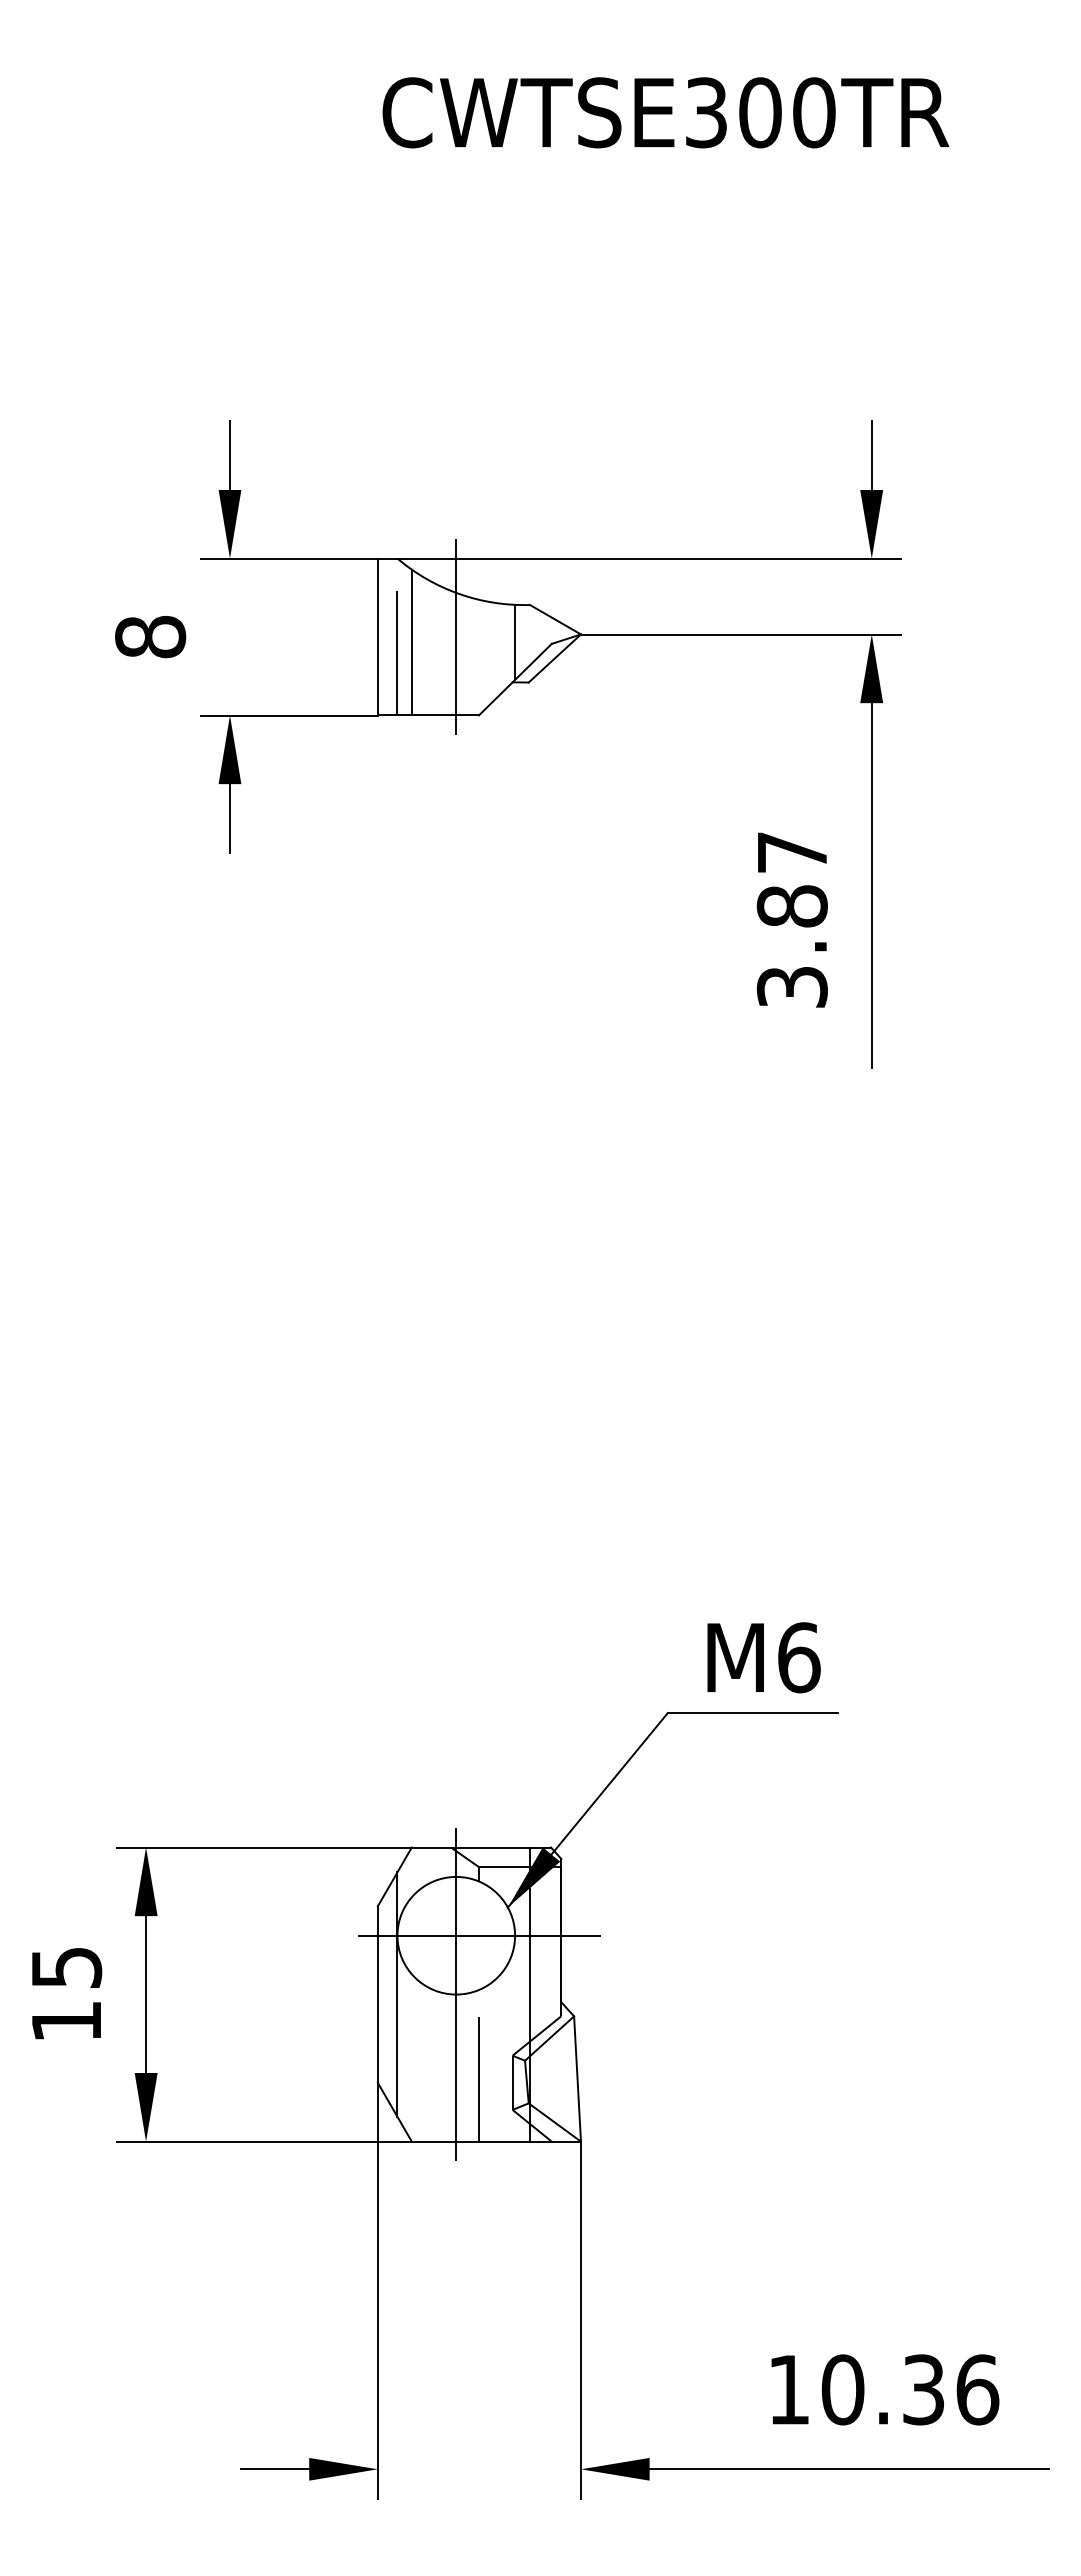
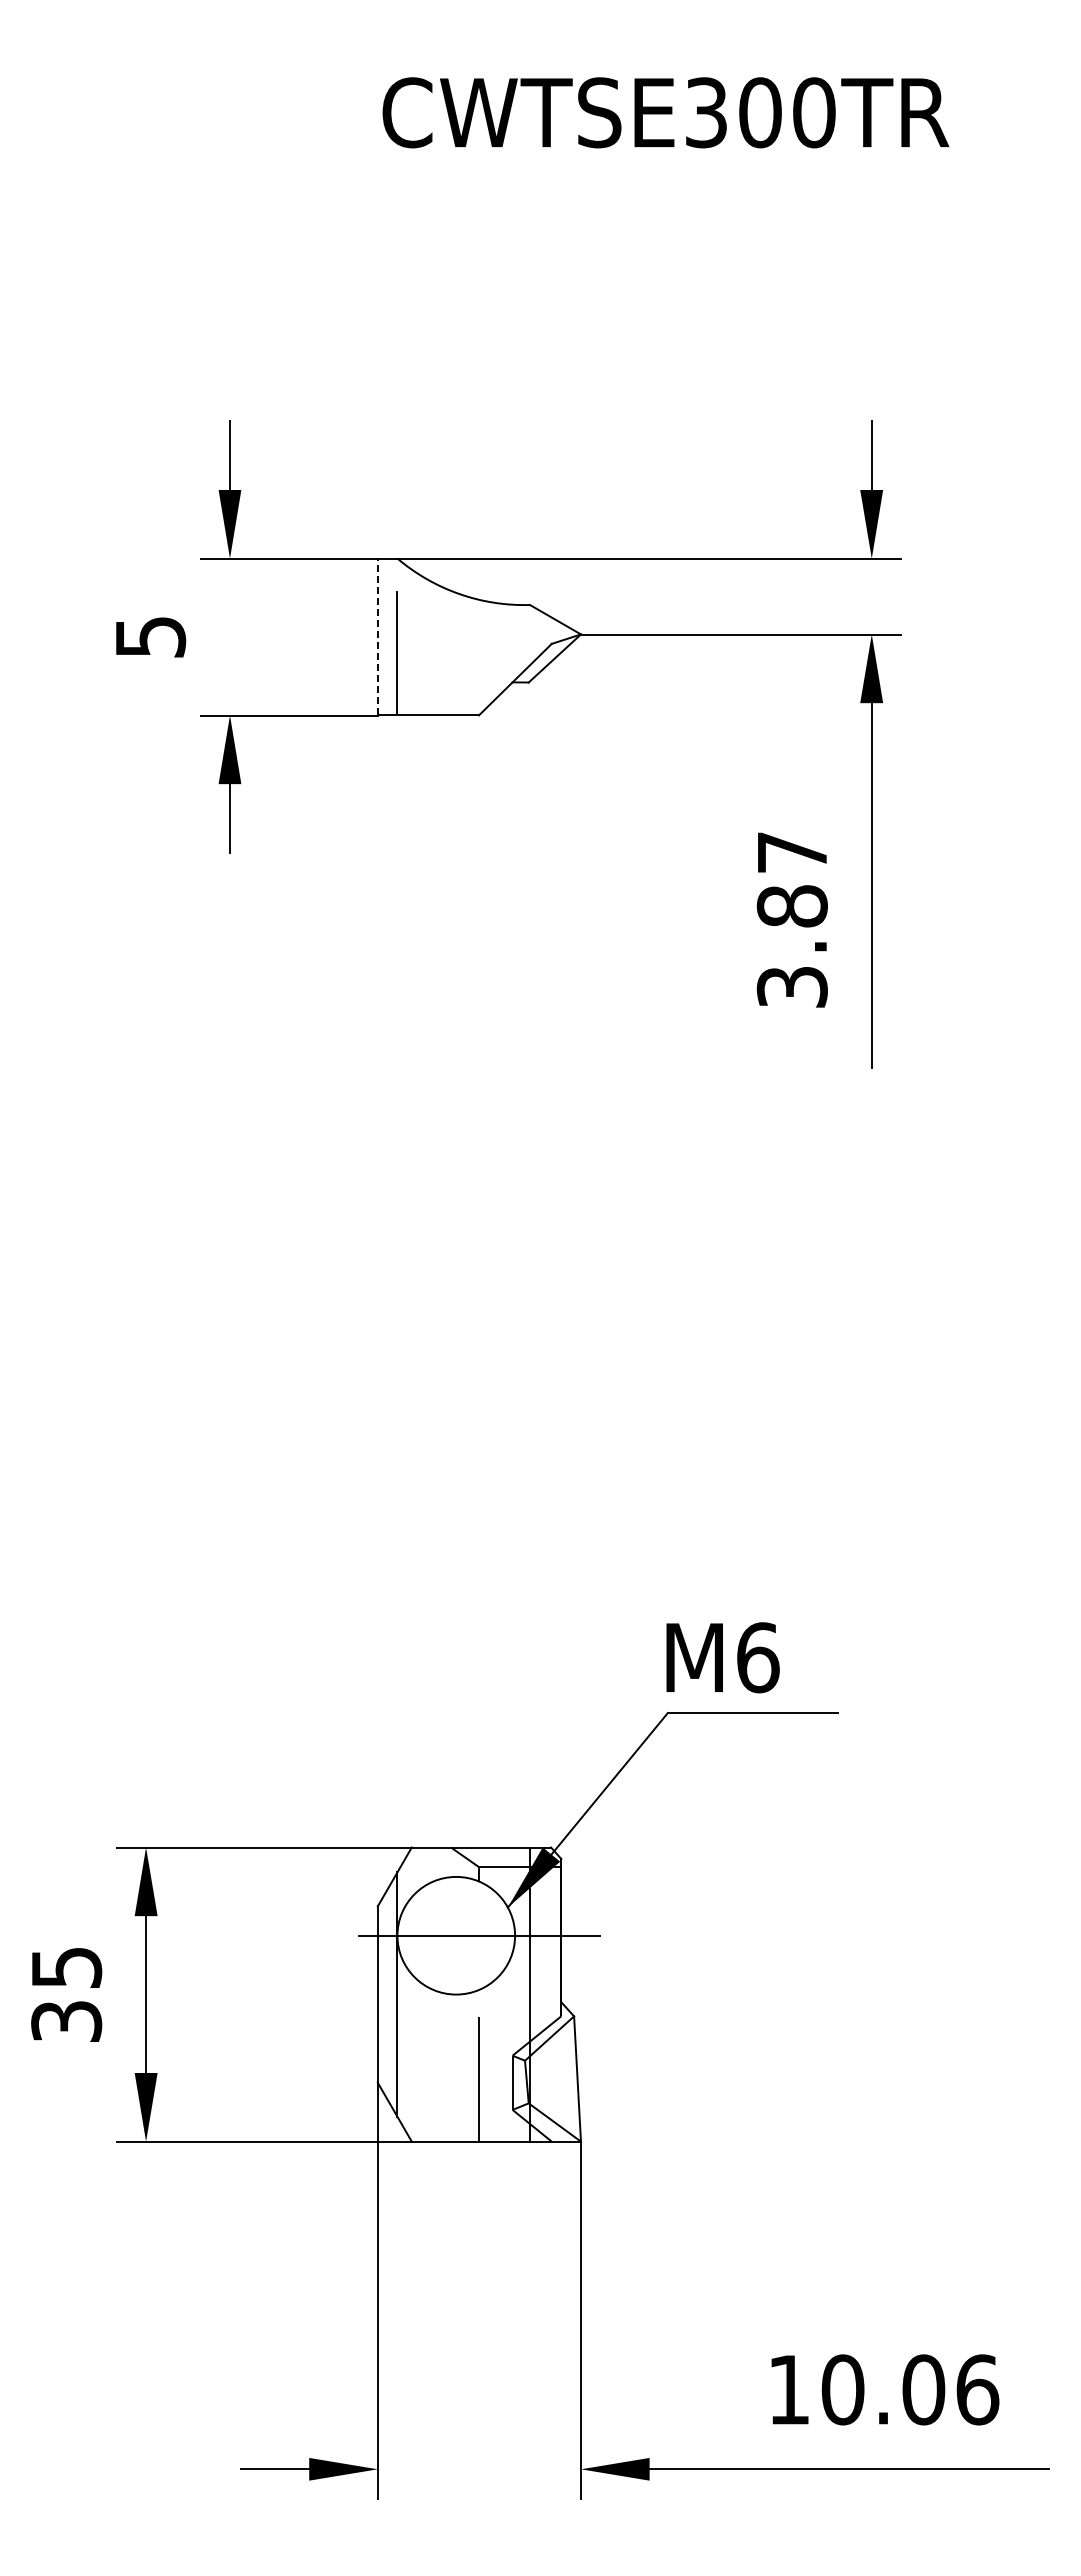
text: 8 -> 5 (150, 636)
line: solid -> dashed (377, 636)
line: present -> none (456, 636)
line: present -> none (515, 641)
line: present -> none (411, 642)
text position: (763, 1657) -> (722, 1657) (722, 1657)
line: present -> none (456, 1994)
text: 15 -> 35 (66, 2021)
text: 10.36 -> 10.06 (923, 2389)
